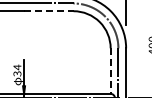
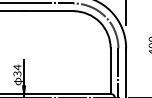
line: dashed -> solid (48, 11)
line: dashed -> solid (110, 71)
